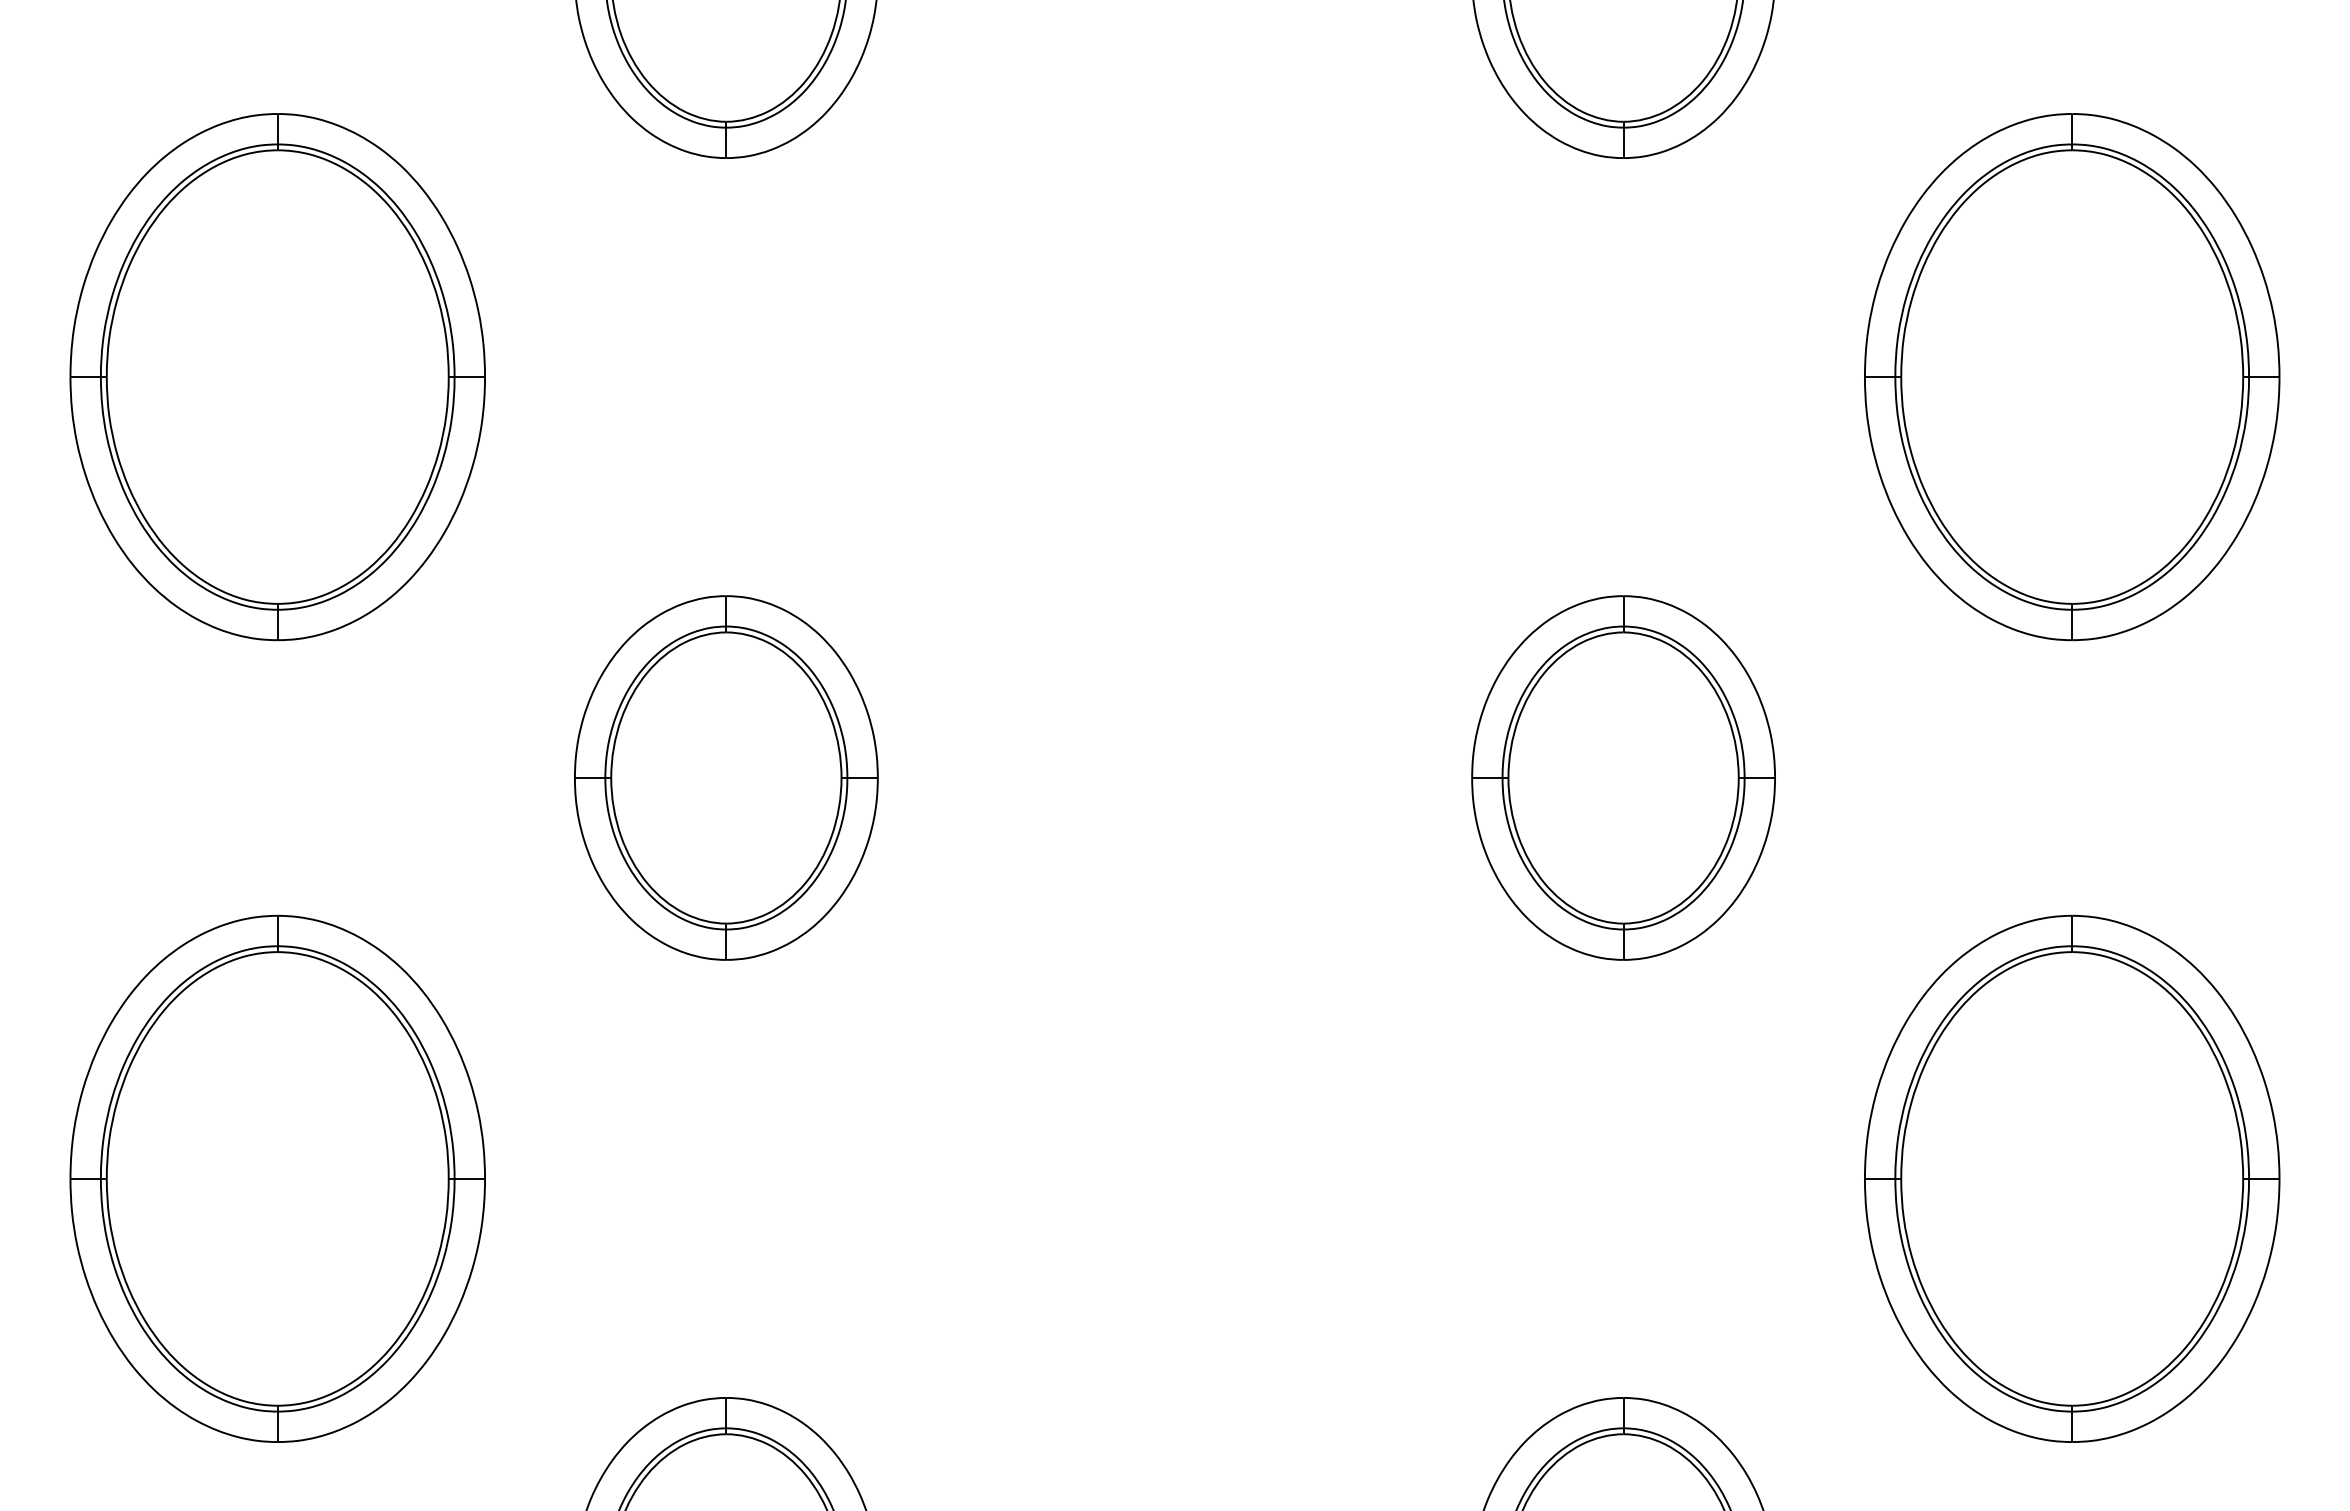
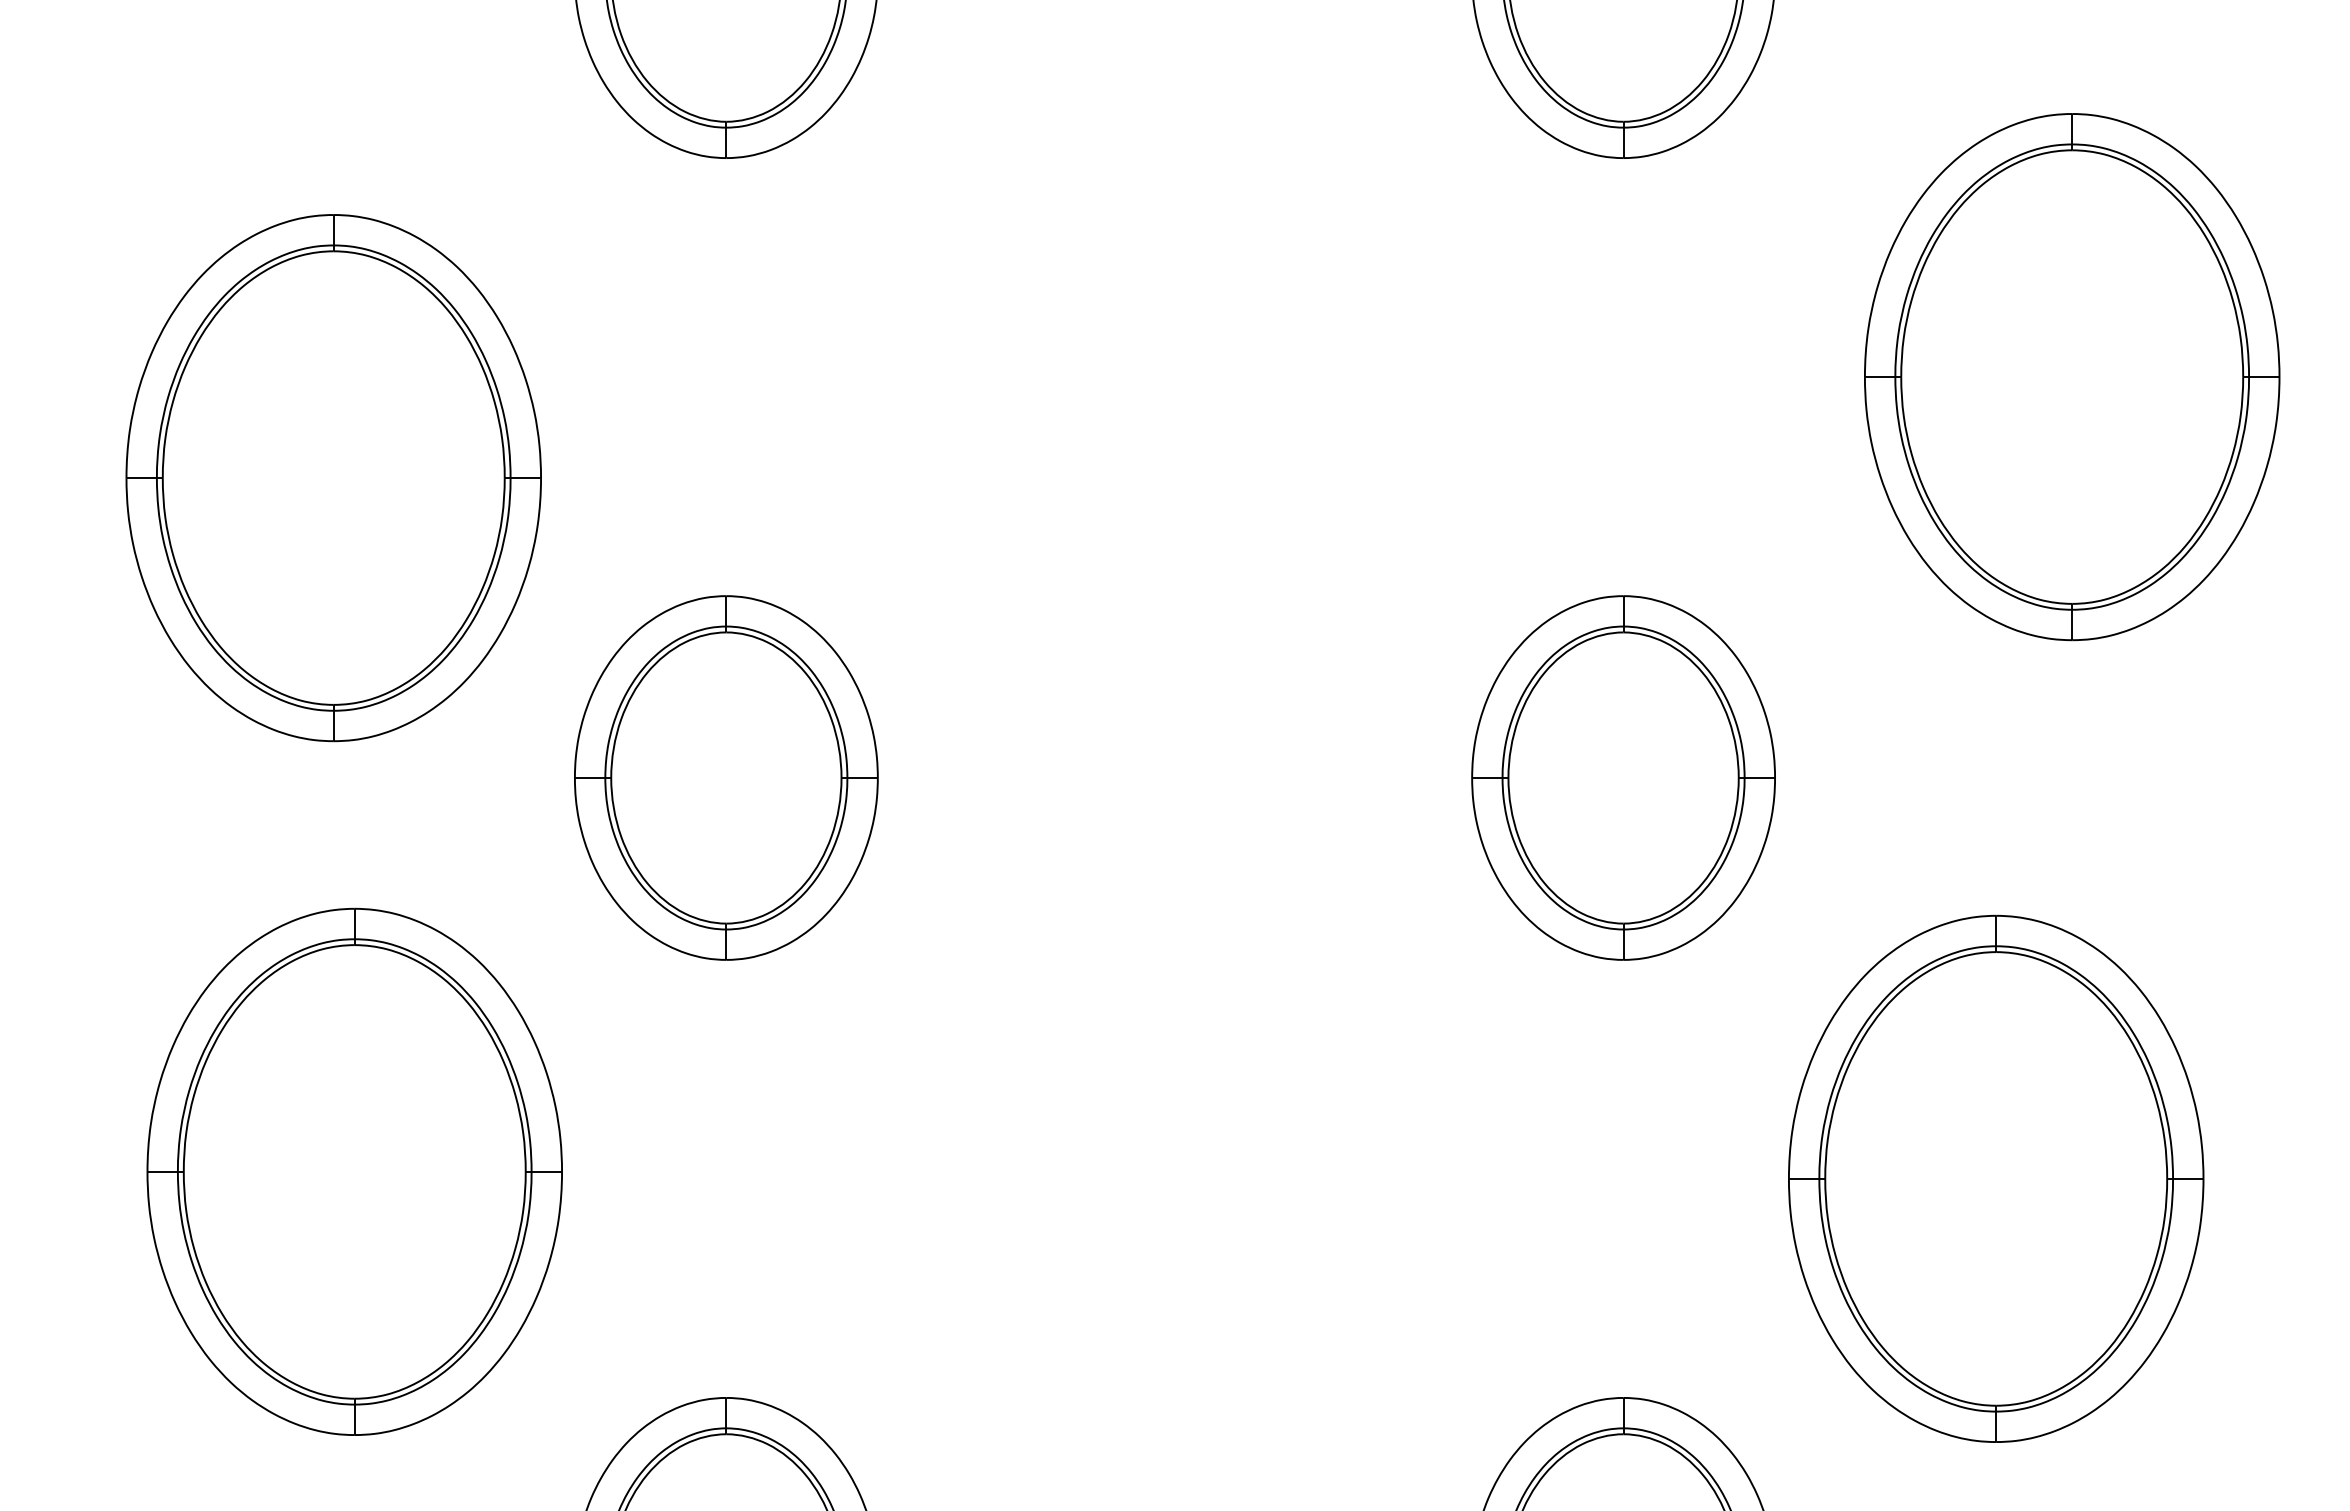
part position: (277, 377) -> (333, 478) (333, 478)
part position: (277, 1178) -> (354, 1171) (354, 1171)
part position: (2072, 1178) -> (1996, 1178) (1996, 1178)
